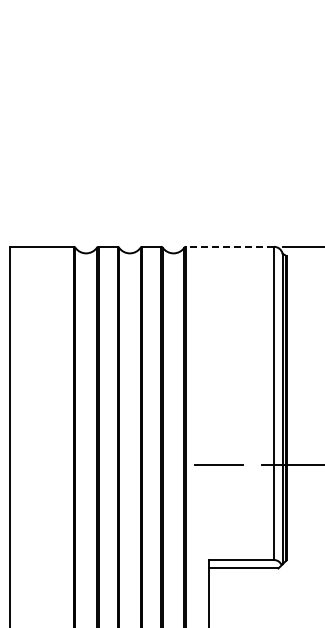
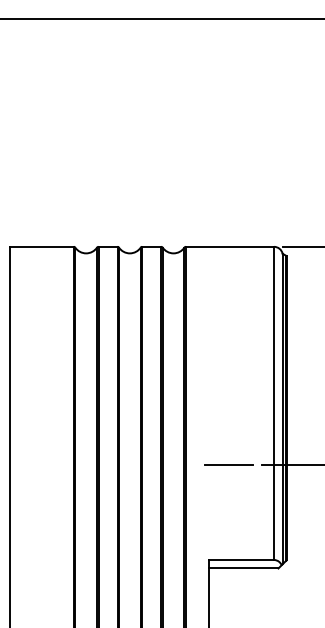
line: none -> present (161, 18)
line: dashed -> solid (229, 246)
line position: (218, 464) -> (228, 464) (228, 464)
